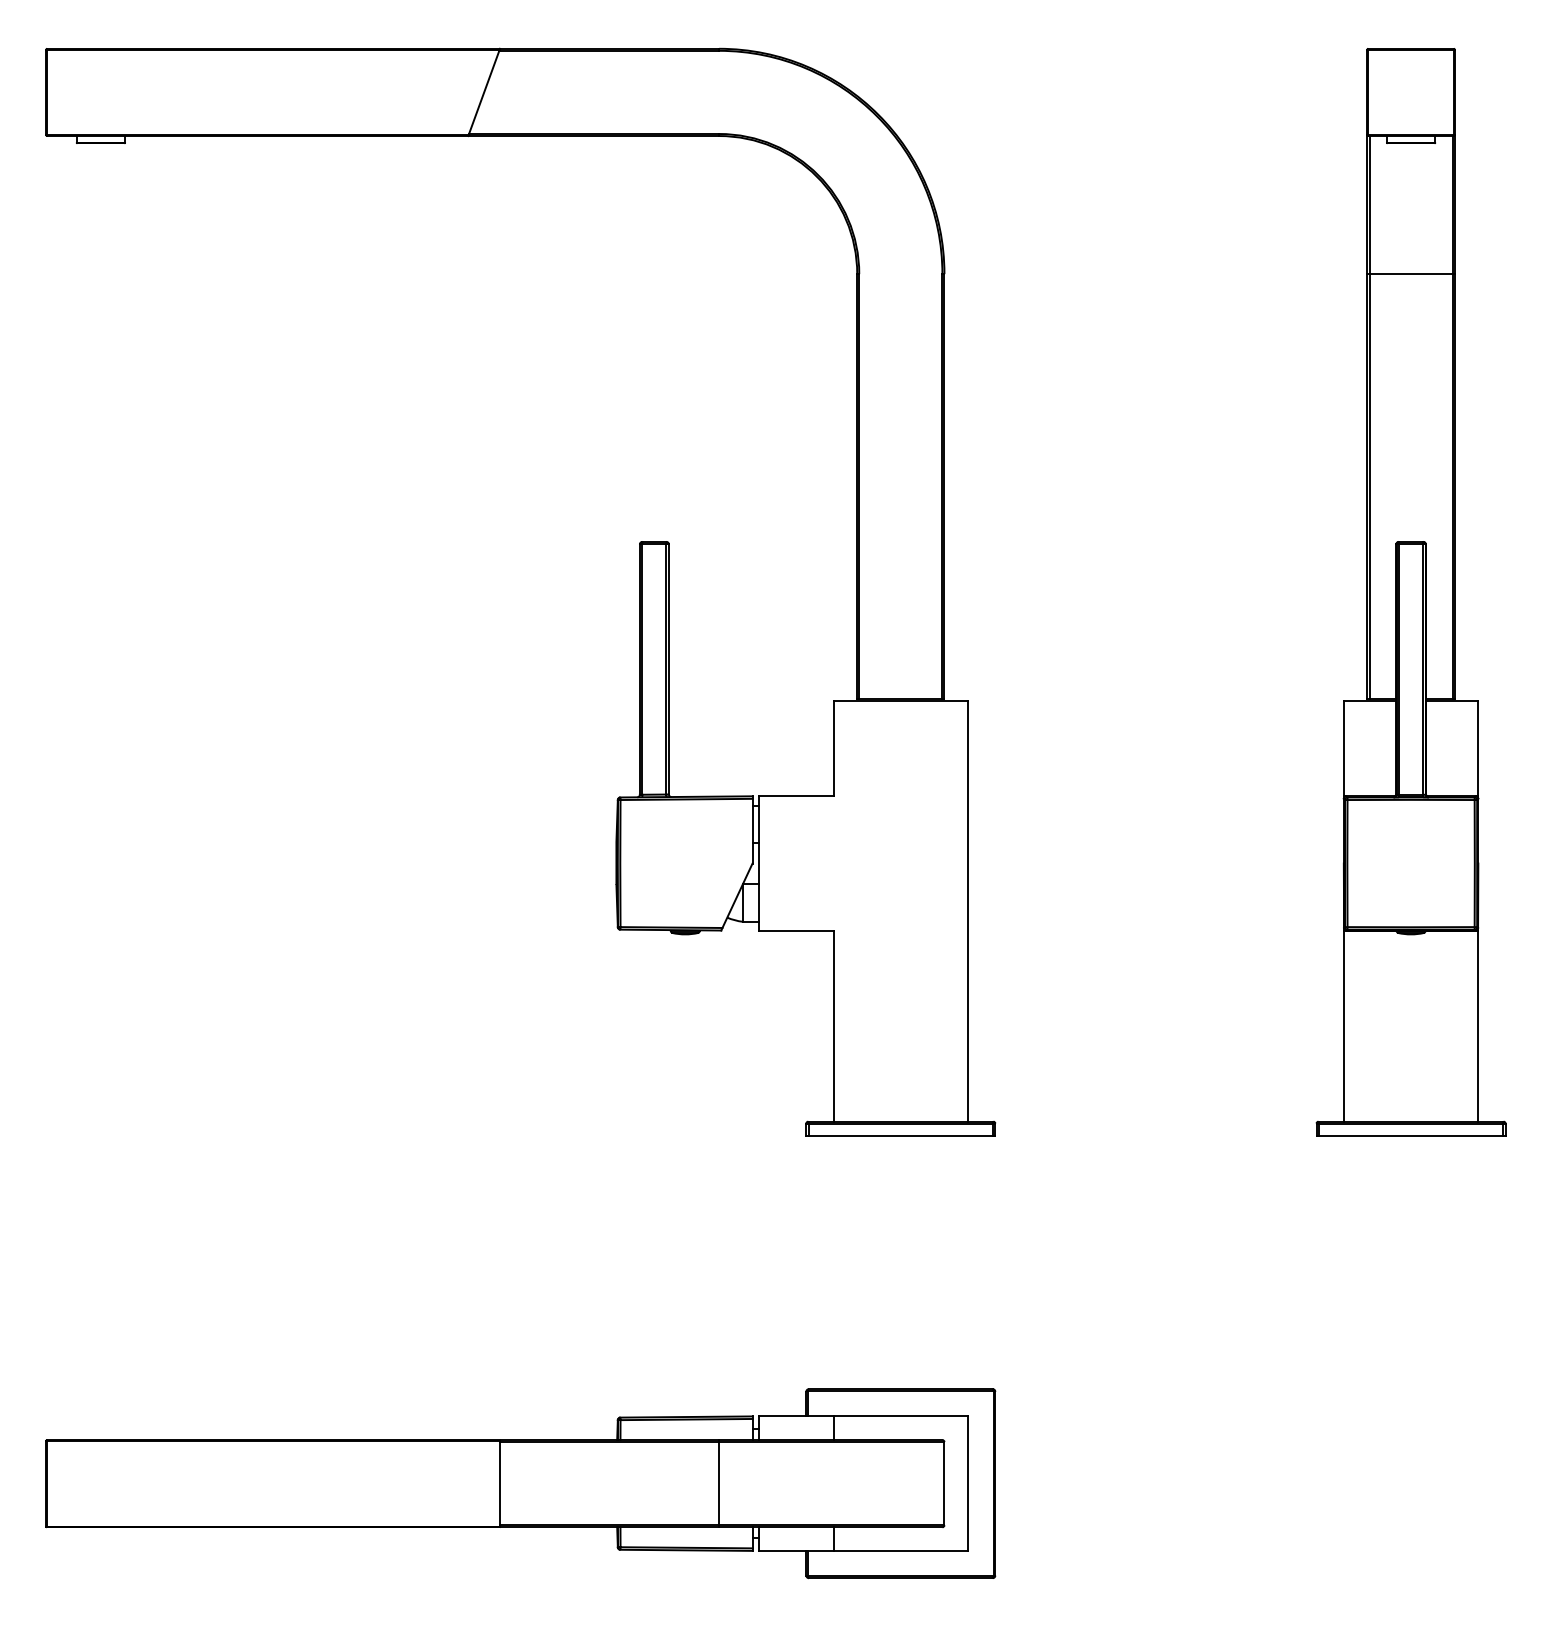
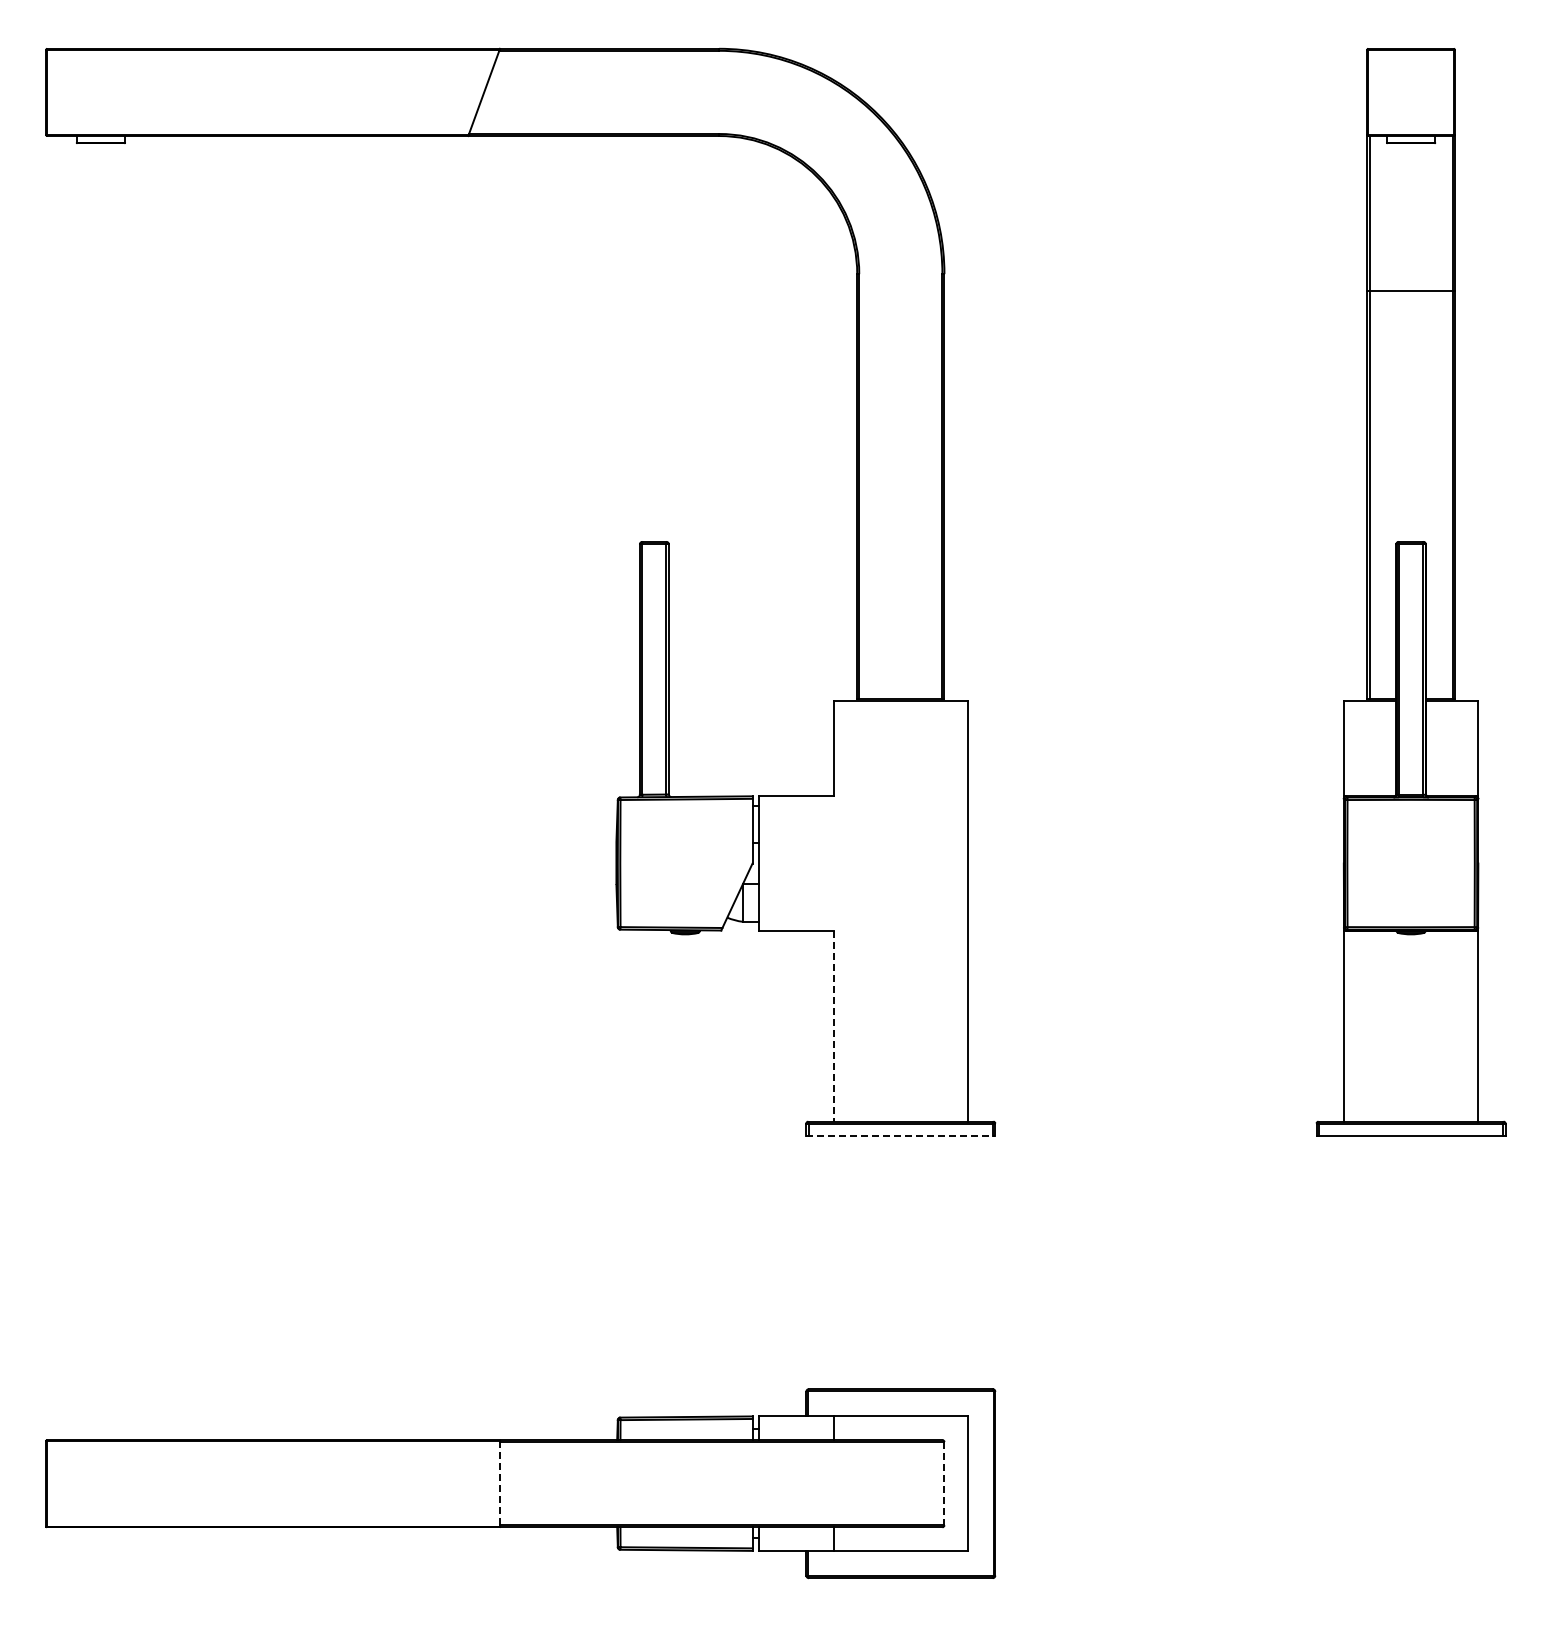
line position: (1410, 274) -> (1410, 291) (1410, 291)
line: solid -> dashed (833, 1026)
line: solid -> dashed (901, 1136)
line: solid -> dashed (500, 1483)
line: present -> none (719, 1483)
line: solid -> dashed (944, 1483)
